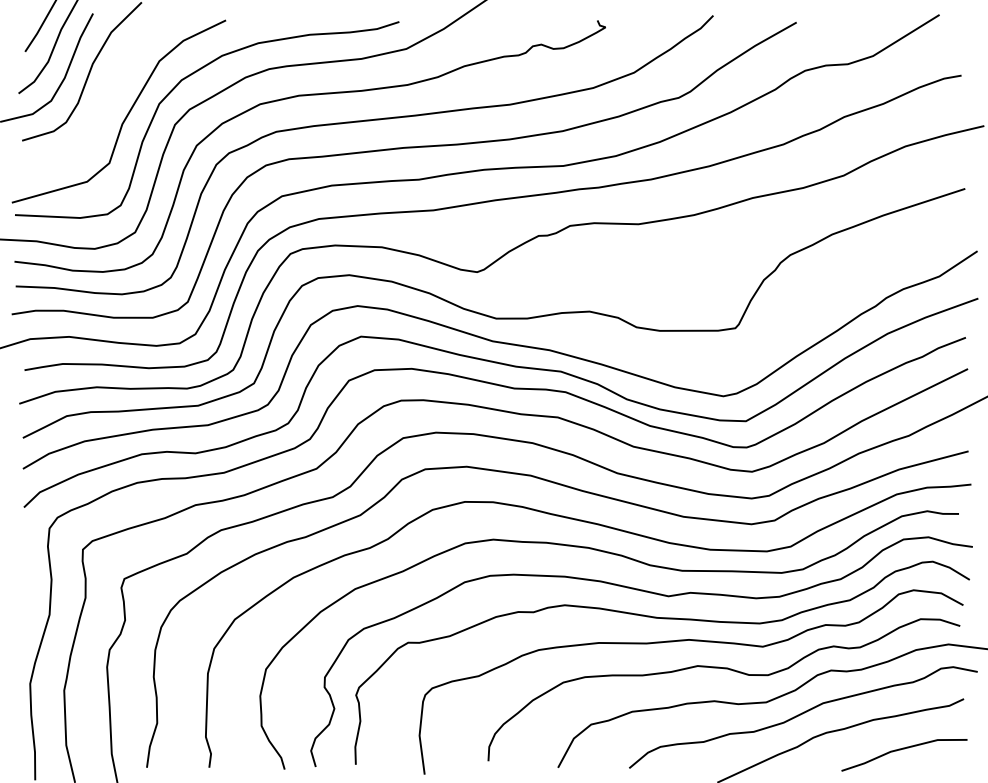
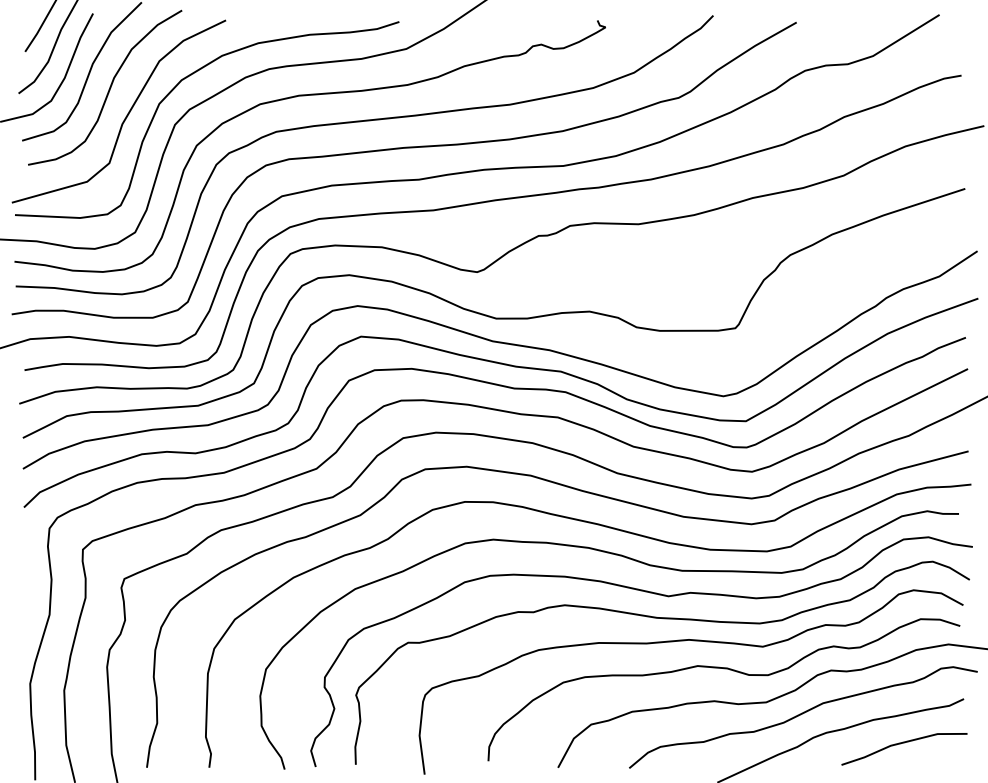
part: none -> present (105, 87)
part position: (904, 755) -> (904, 749) (904, 749)
